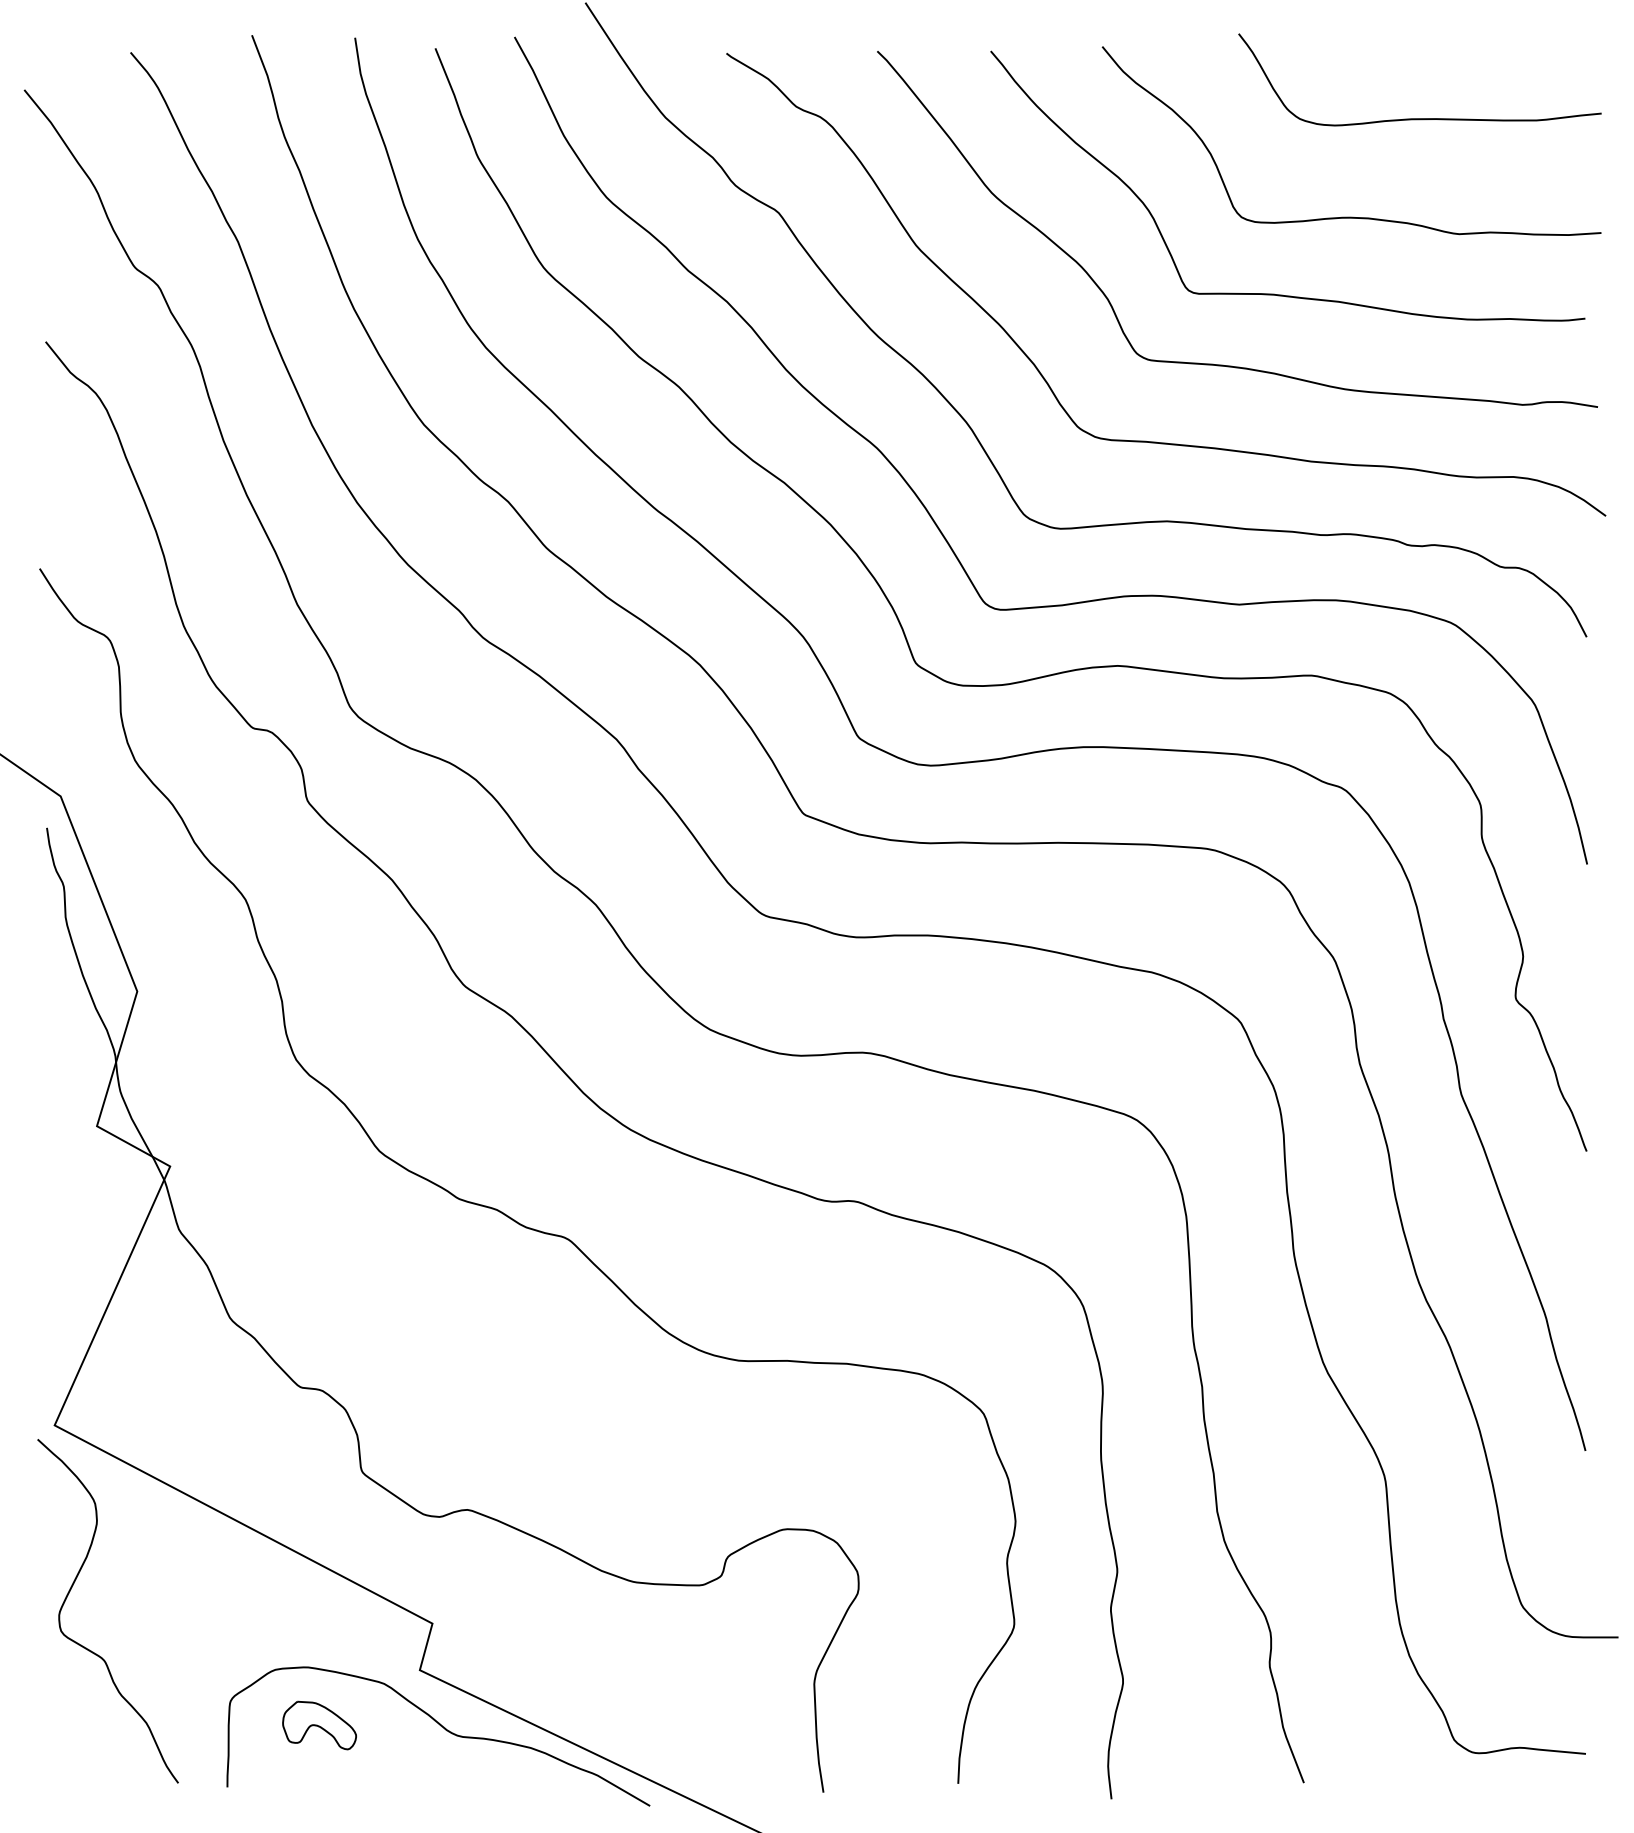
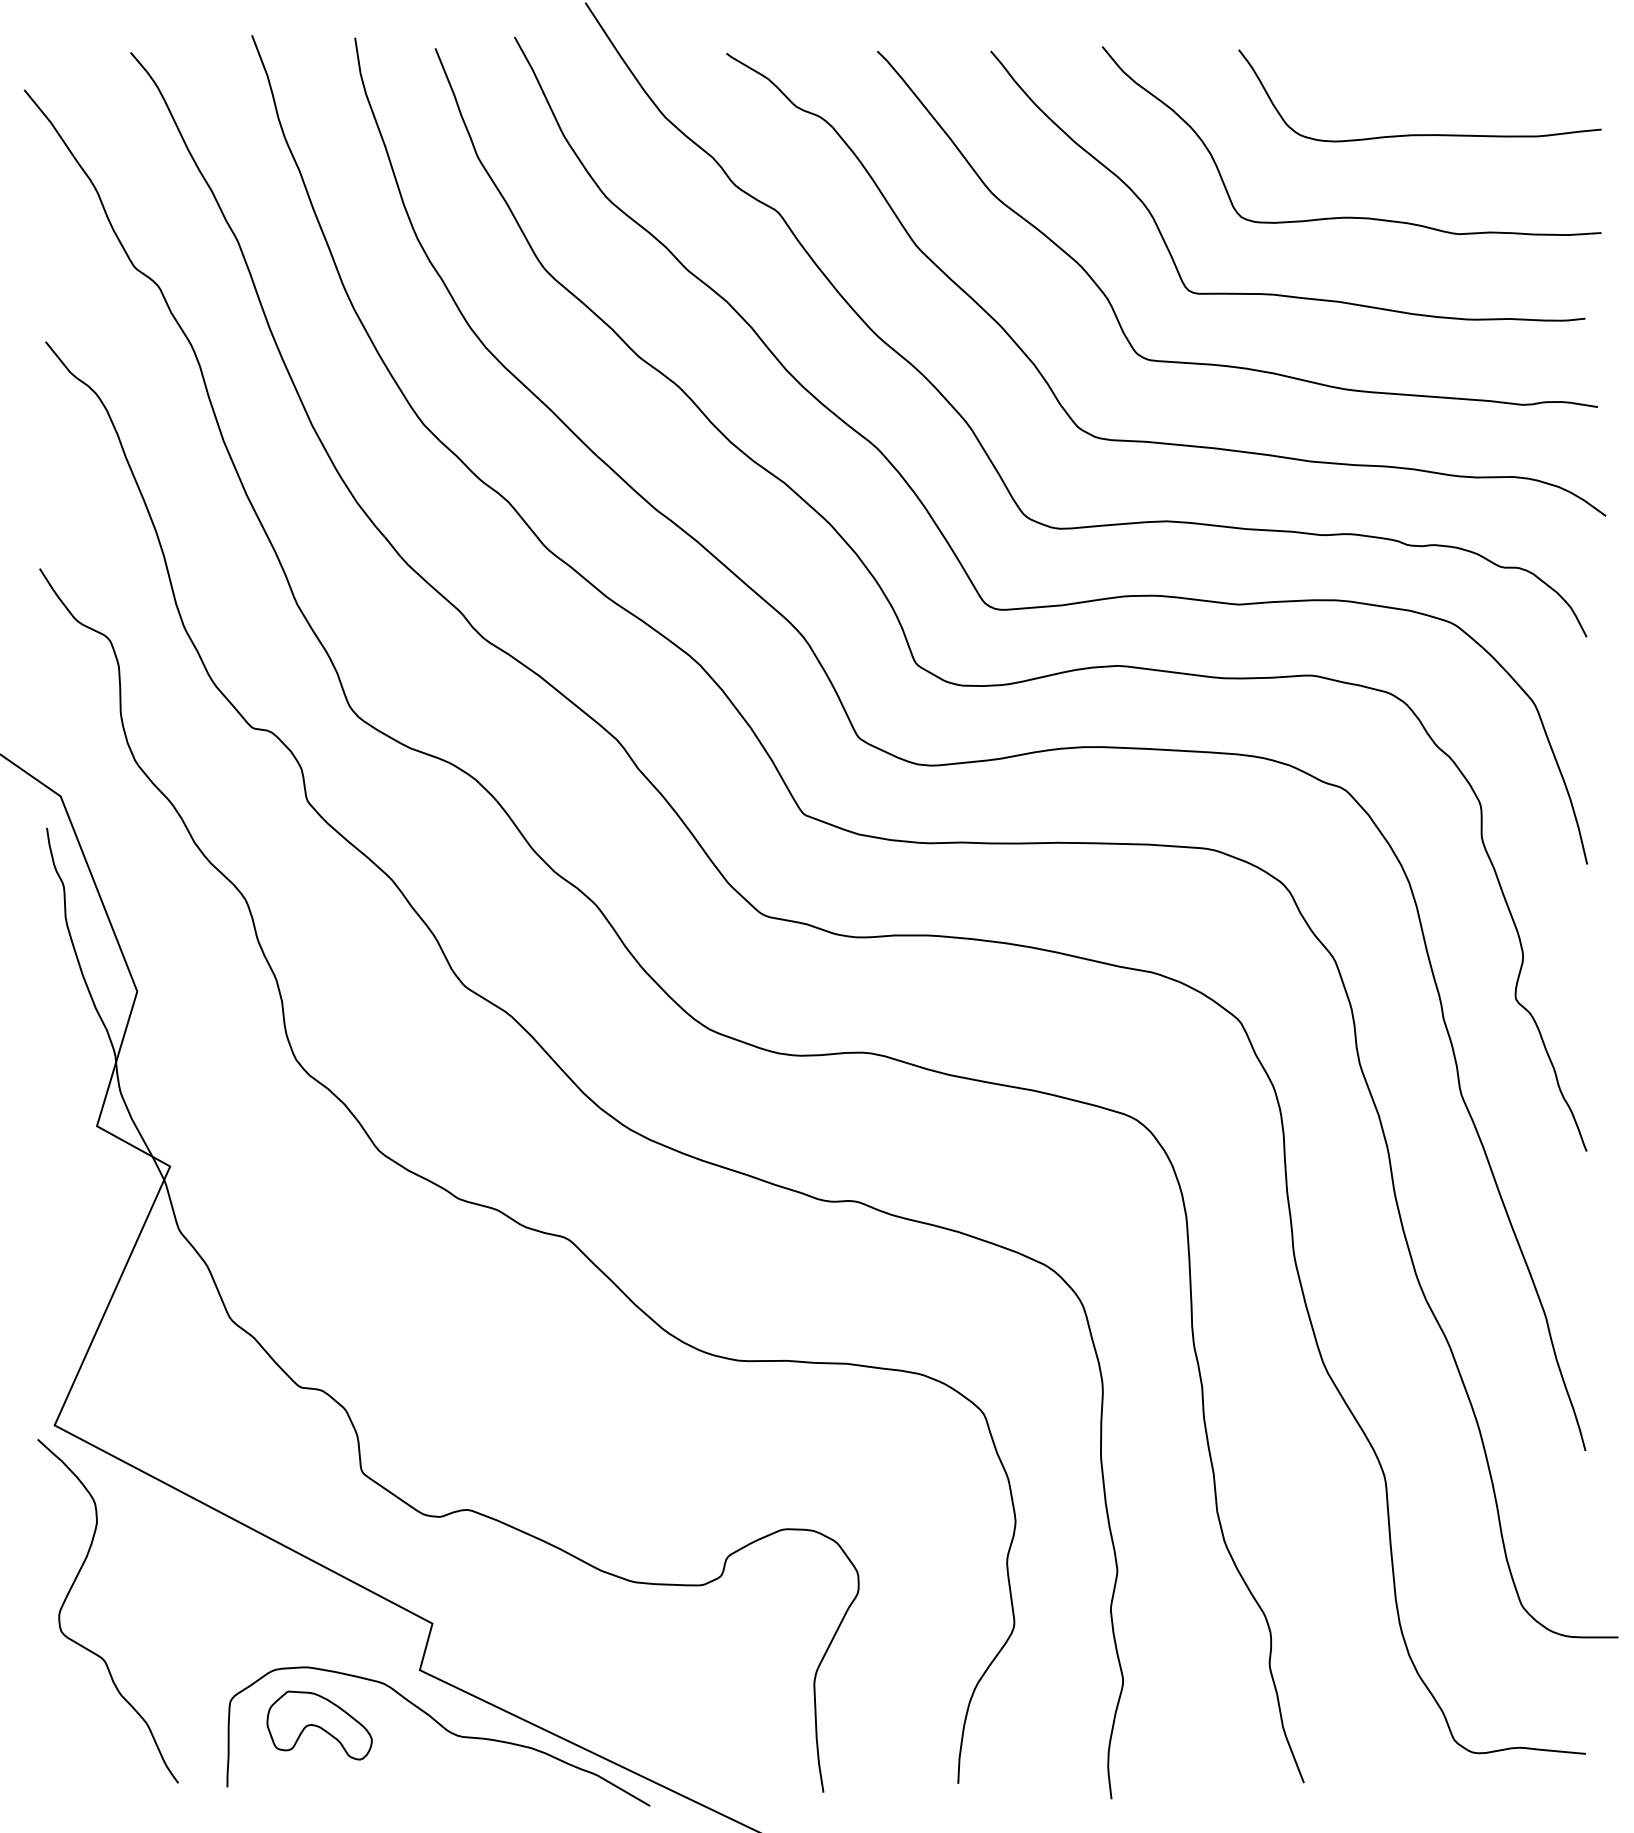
curve position: (1419, 118) -> (1419, 134) (1419, 134)
part size: 75x51 px -> 107x71 px (319, 1725)
